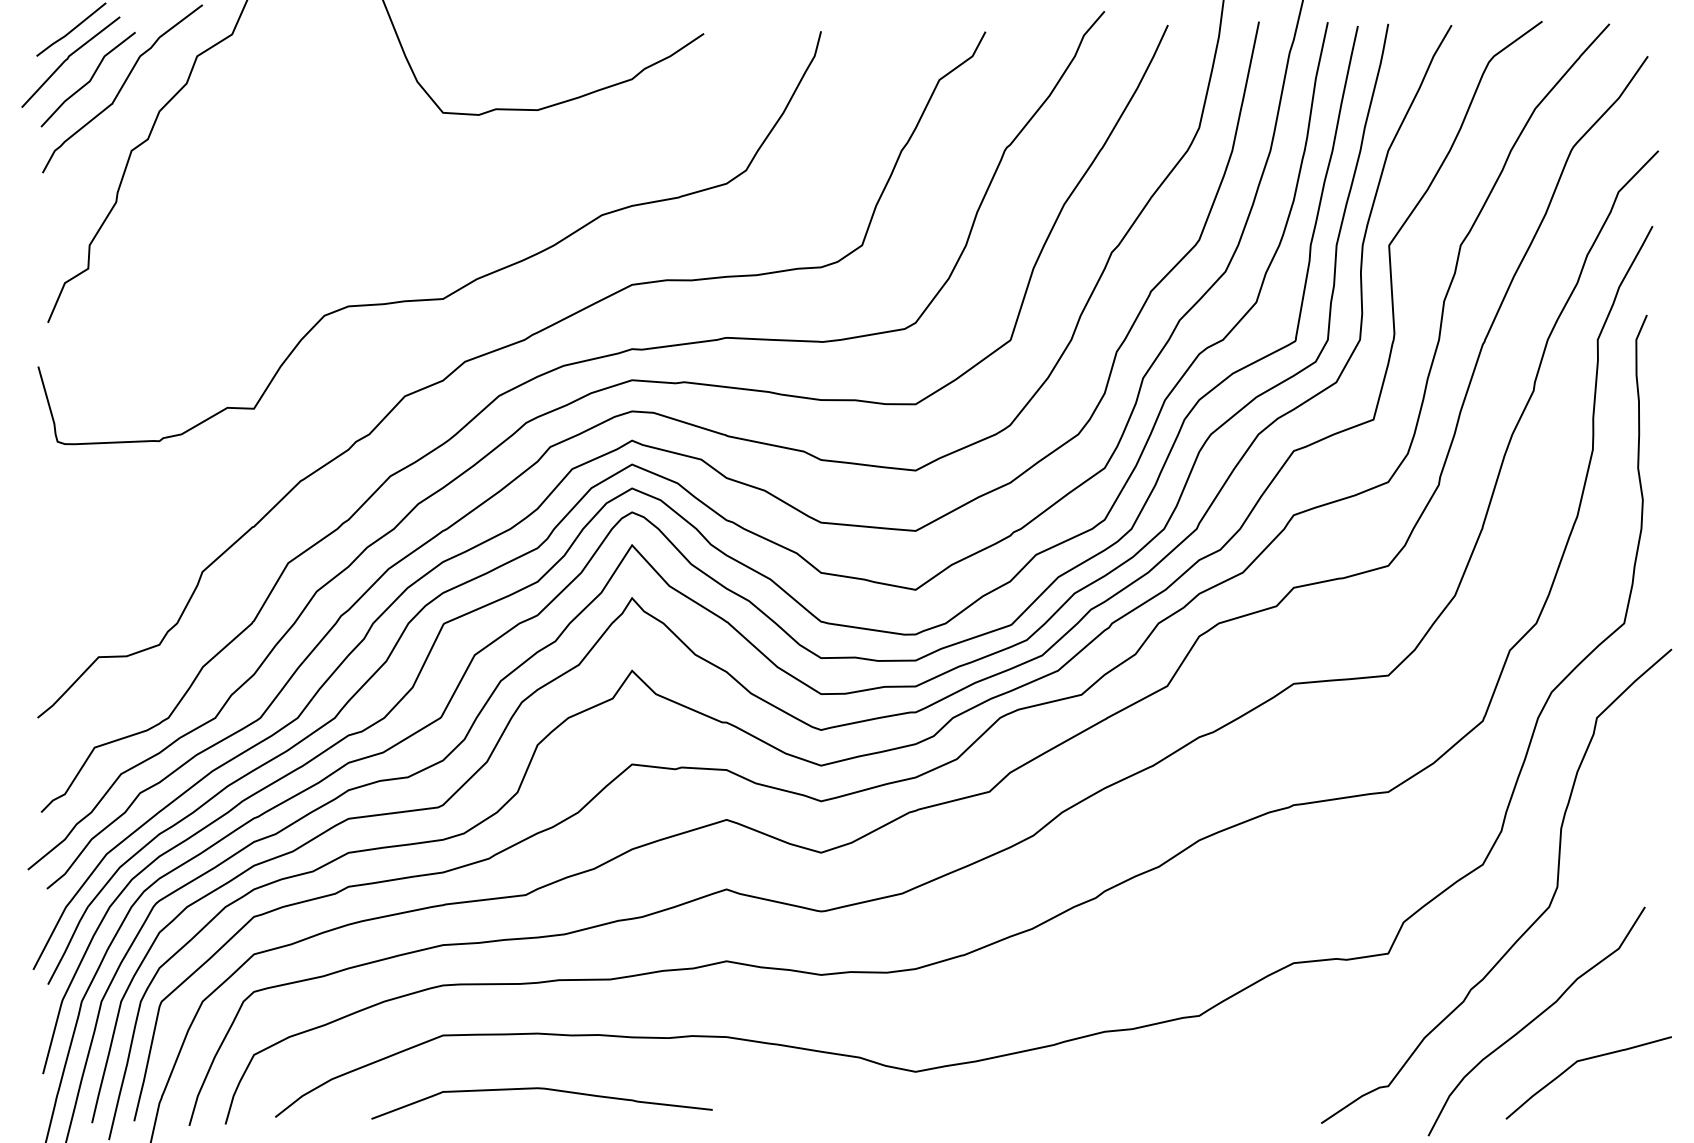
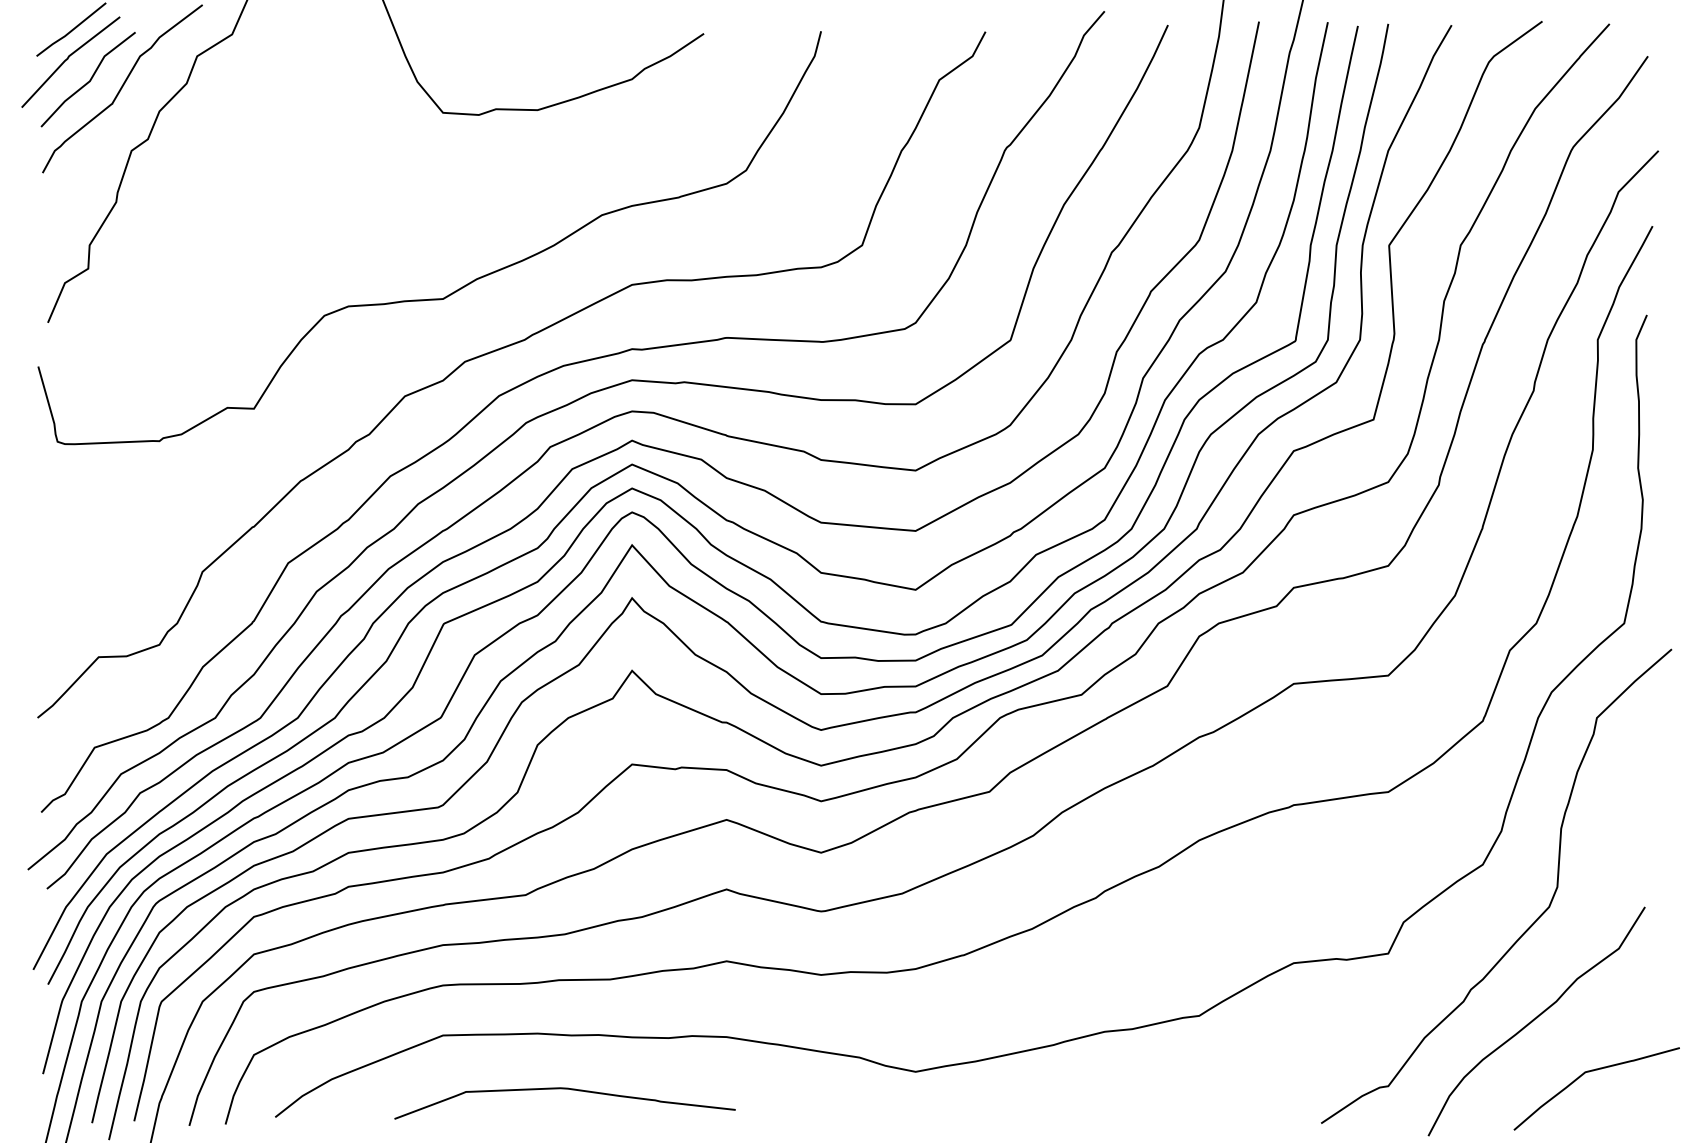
curve position: (1585, 1060) -> (1593, 1071) (1593, 1071)
curve position: (541, 1089) -> (564, 1089) (564, 1089)
